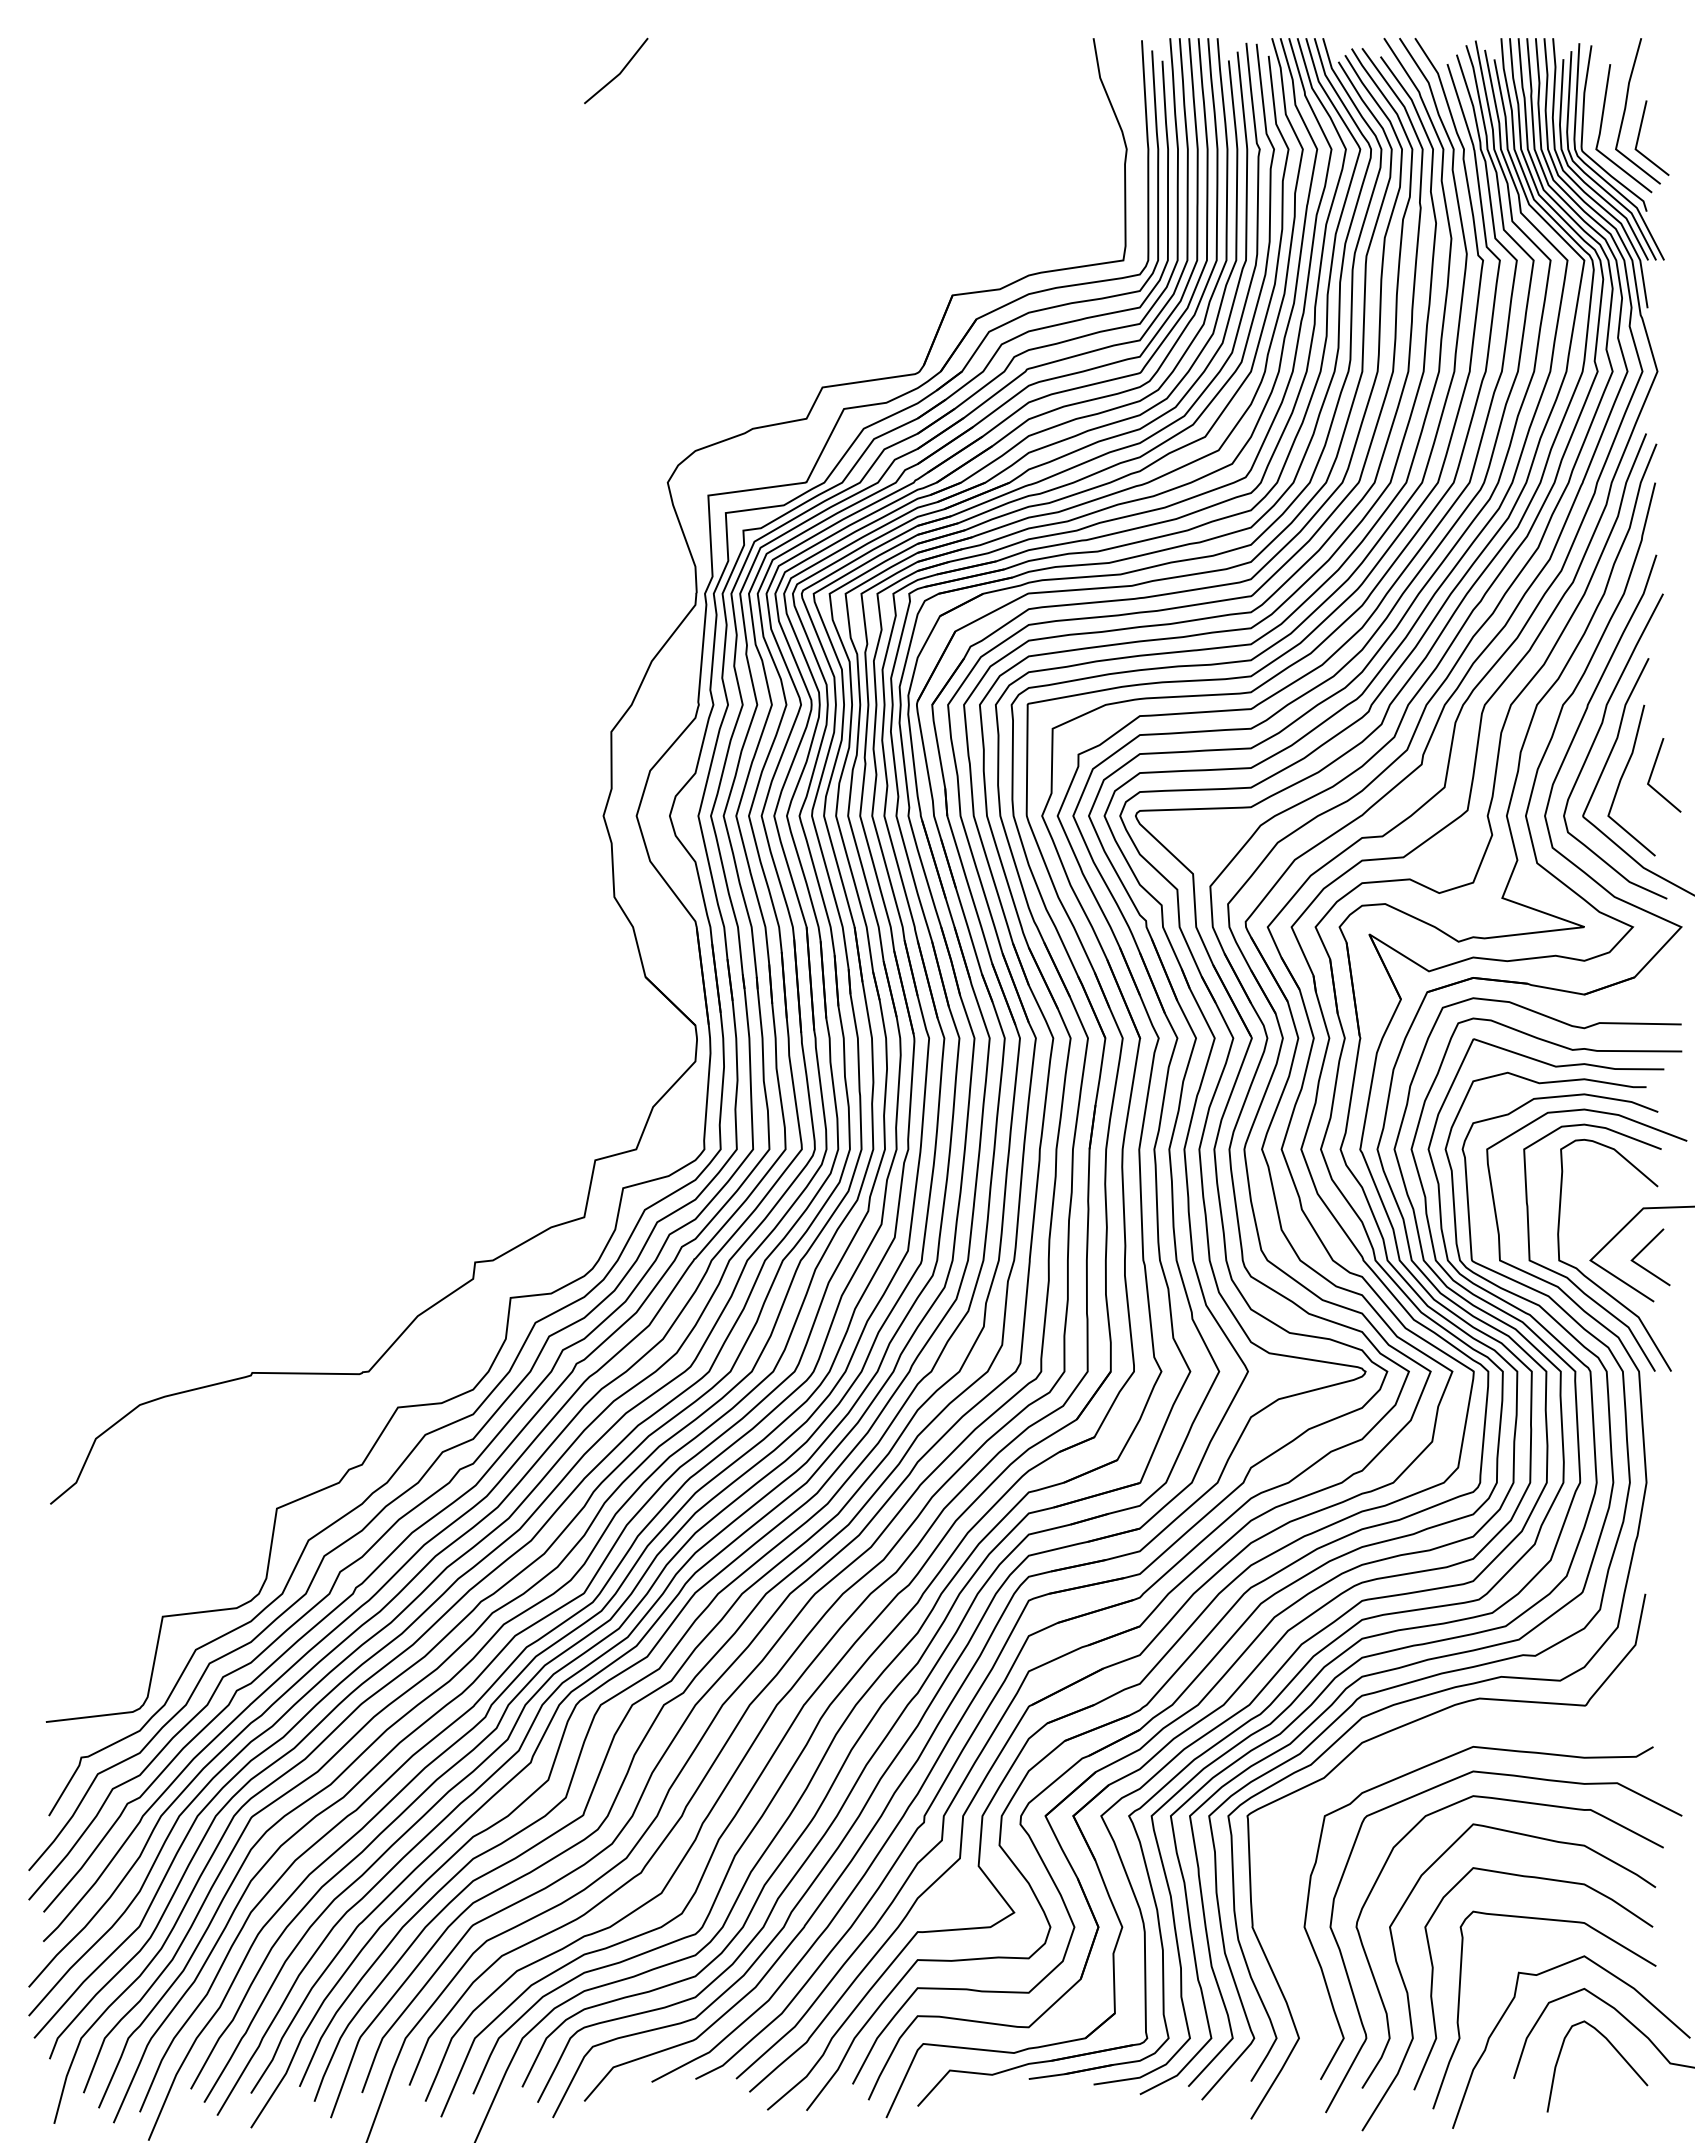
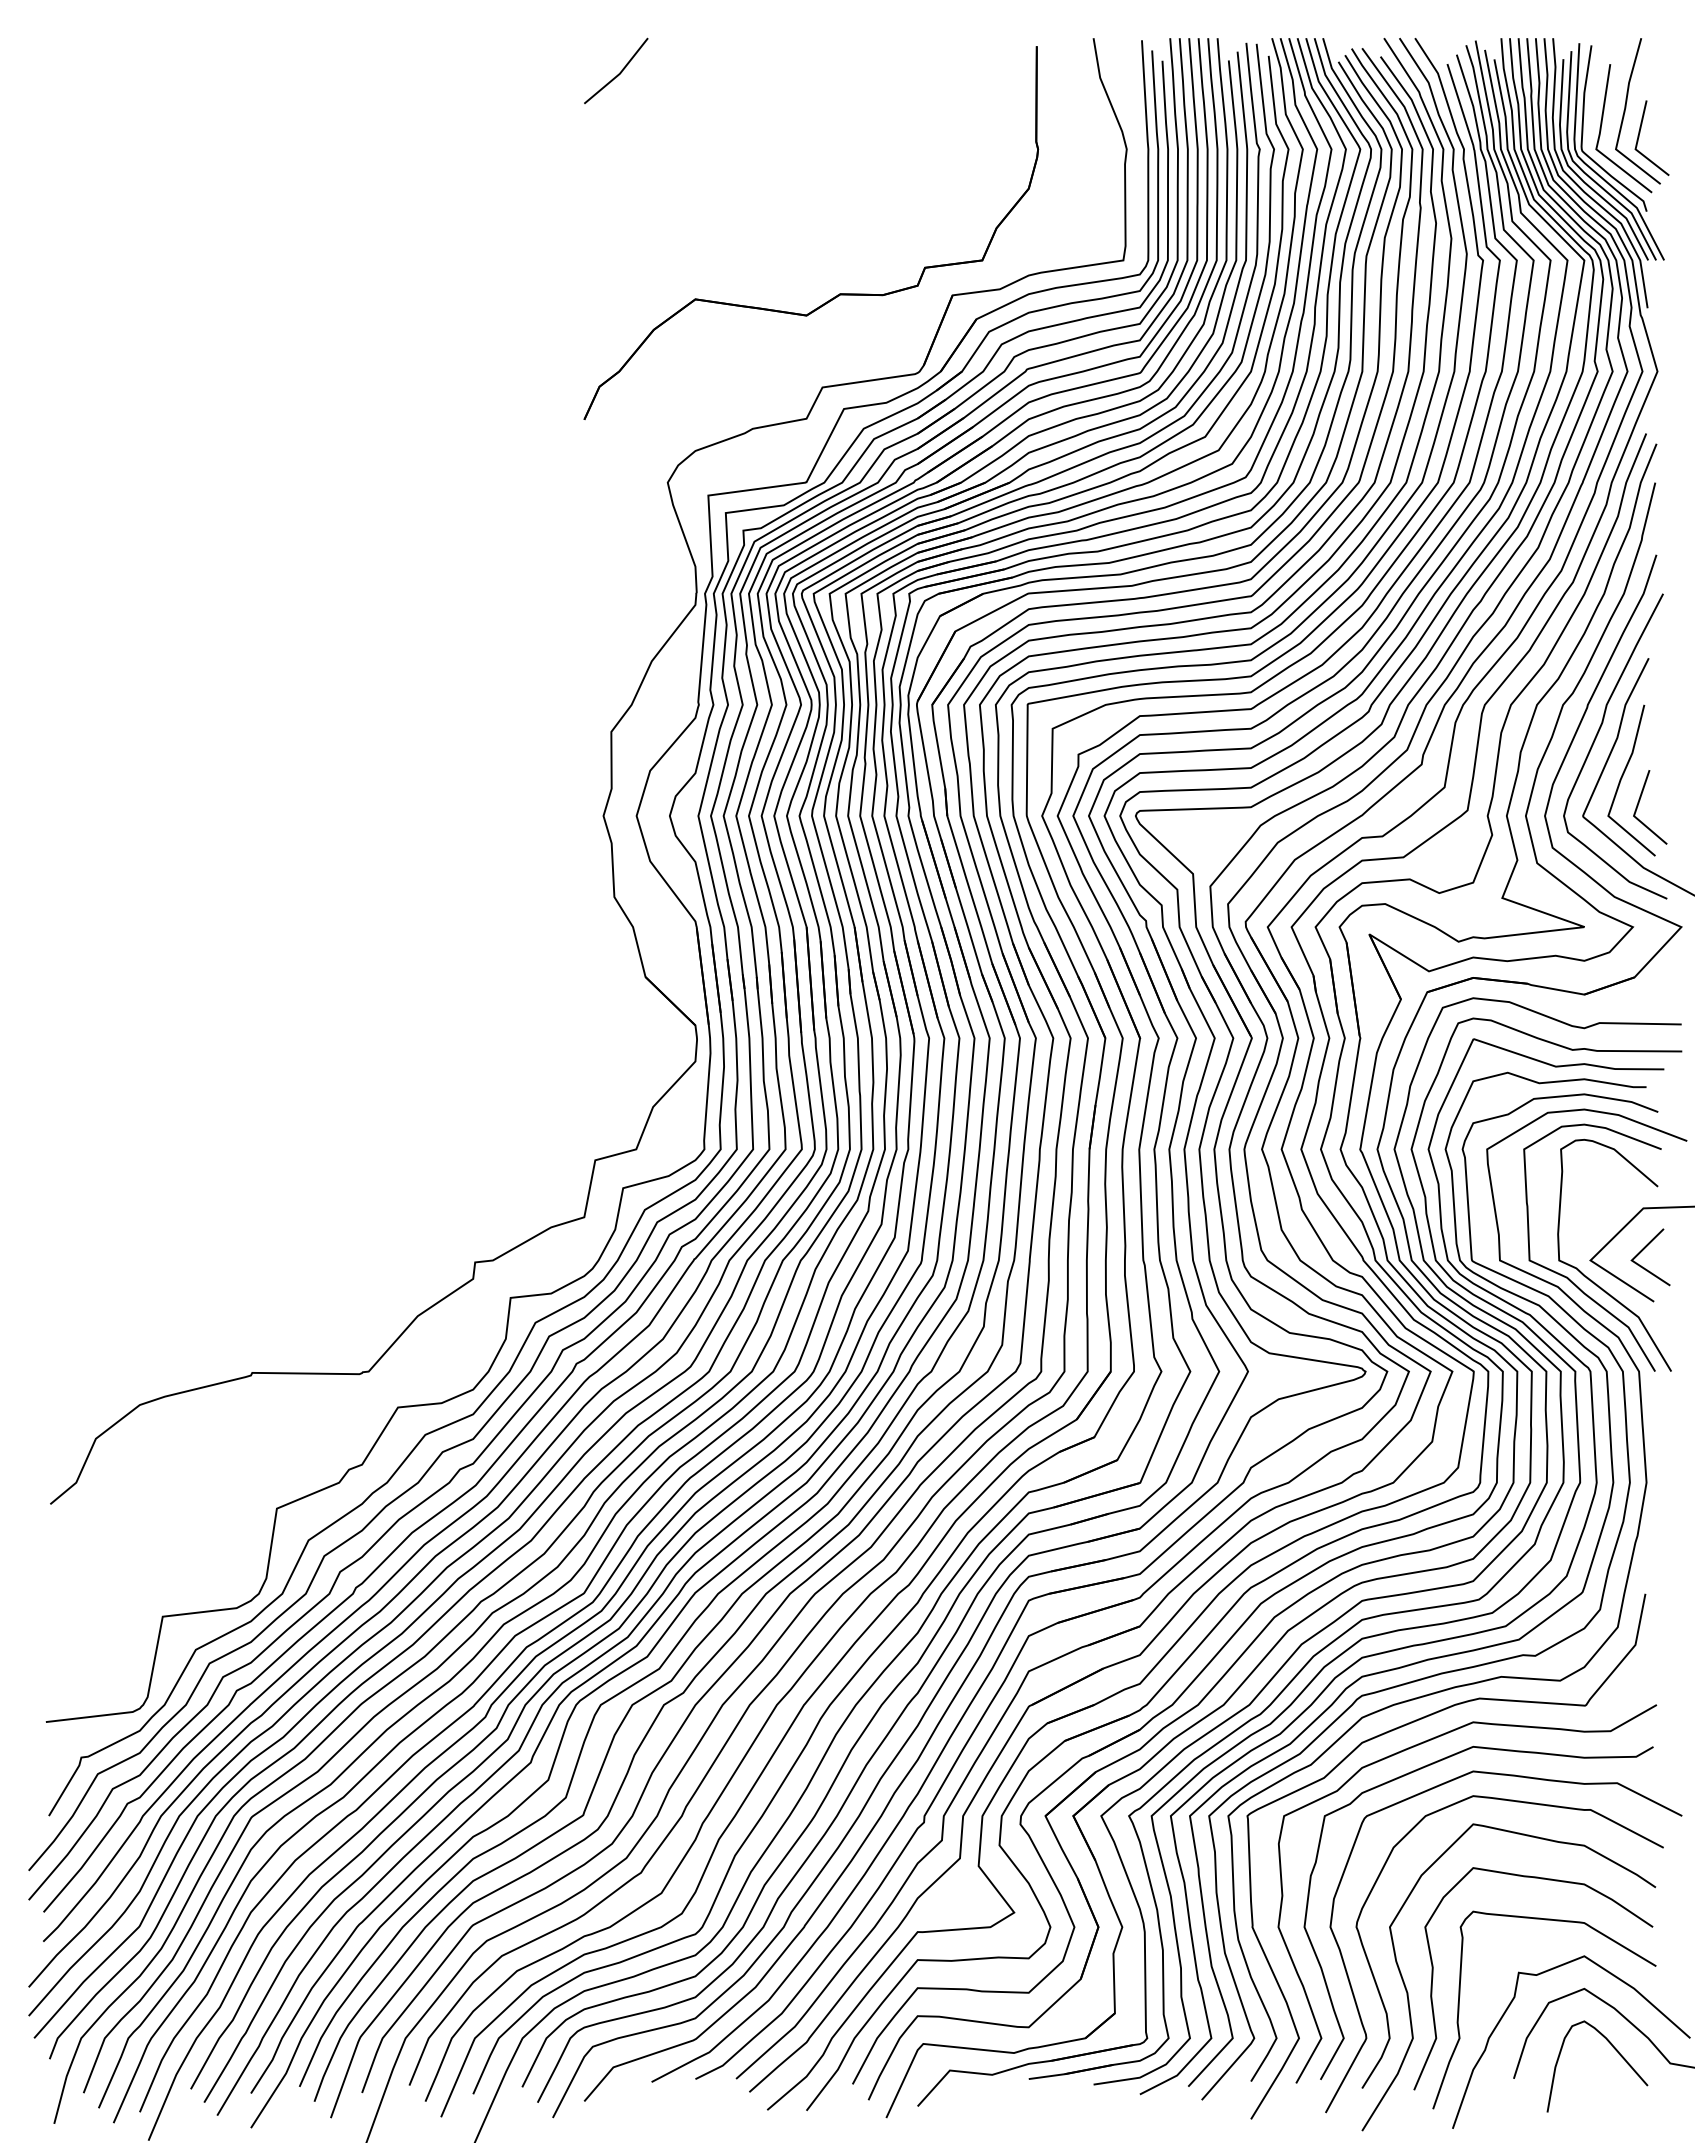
part: none -> present (839, 293)
line position: (1653, 771) -> (1639, 803) (1639, 803)
curve: none -> present (1409, 1749)
